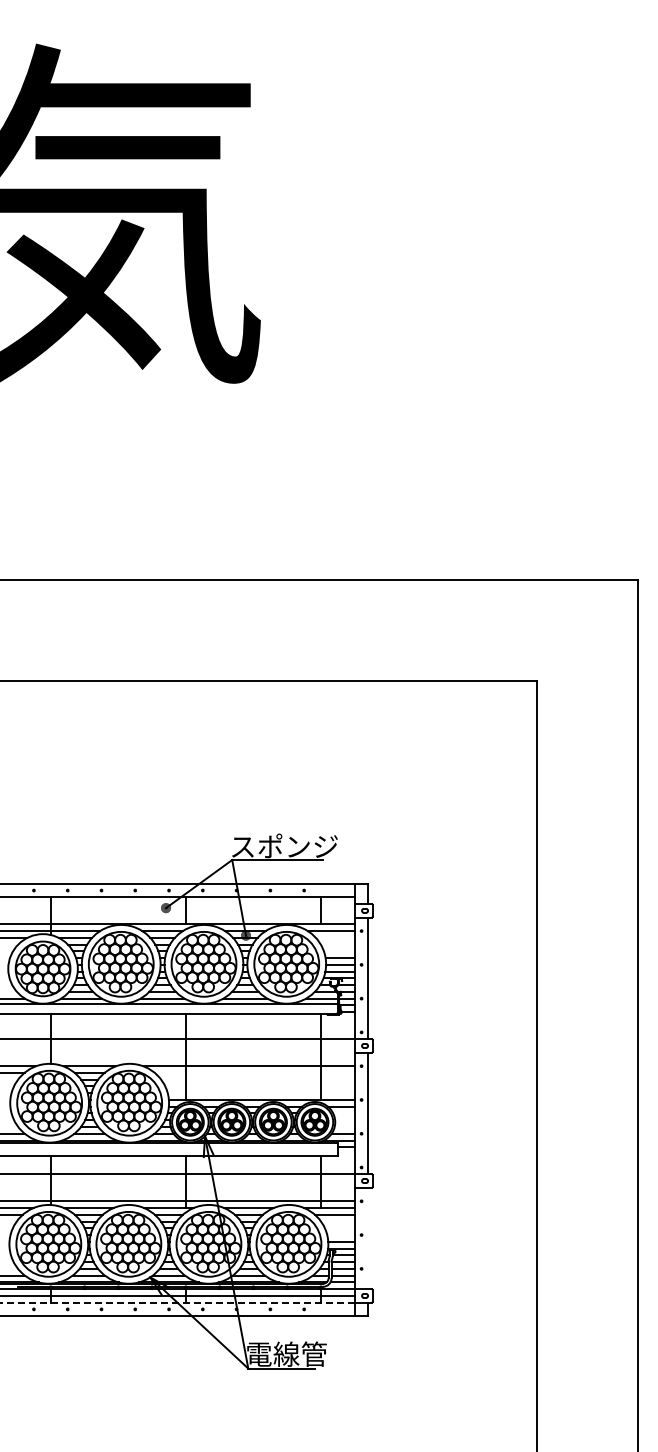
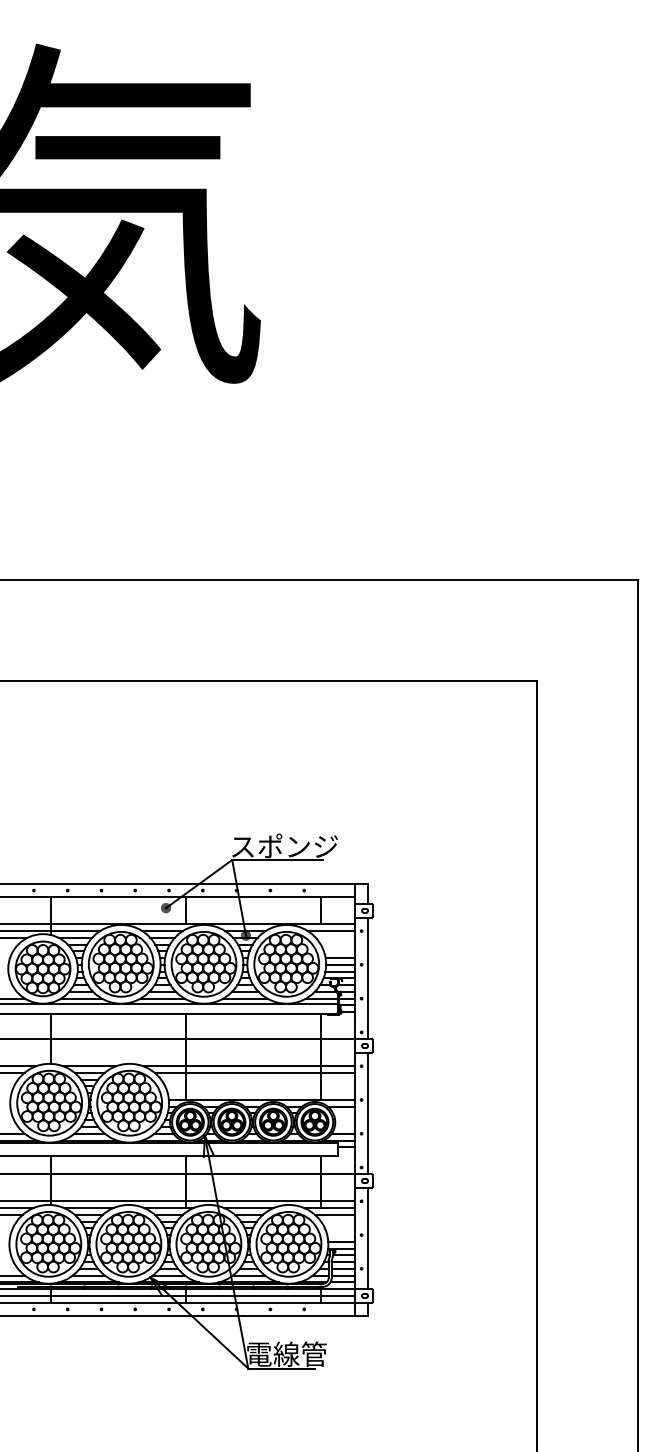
line: none -> present (254, 1072)
line: none -> present (368, 1238)
line: dashed -> solid (176, 1302)
